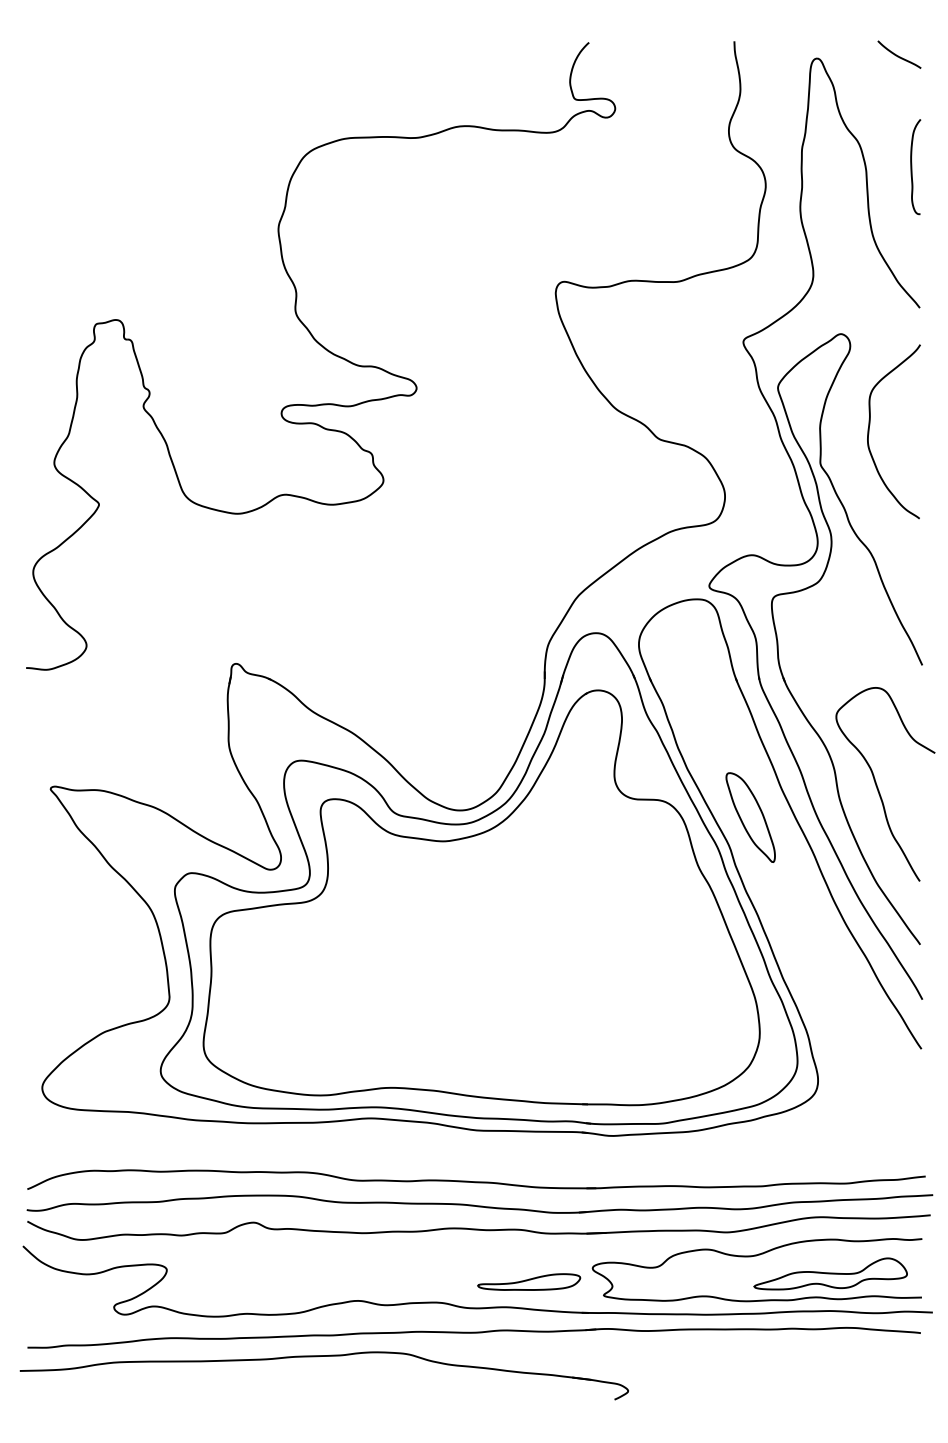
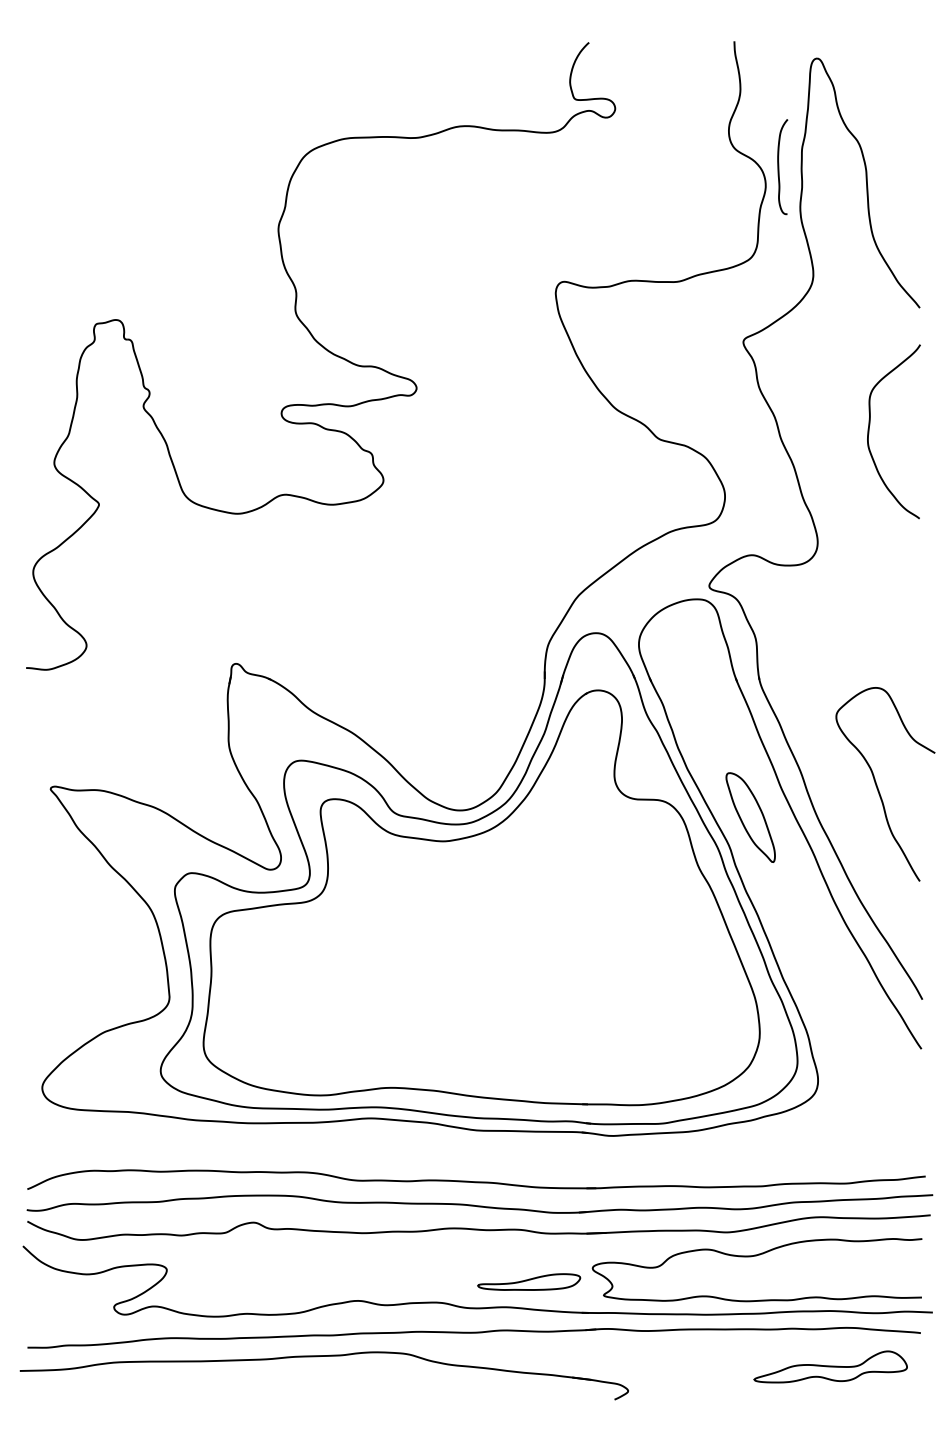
curve: present -> none (898, 55)
curve position: (912, 167) -> (779, 167) (779, 167)
part: present -> none (895, 614)
part position: (830, 1273) -> (830, 1366) (830, 1366)
